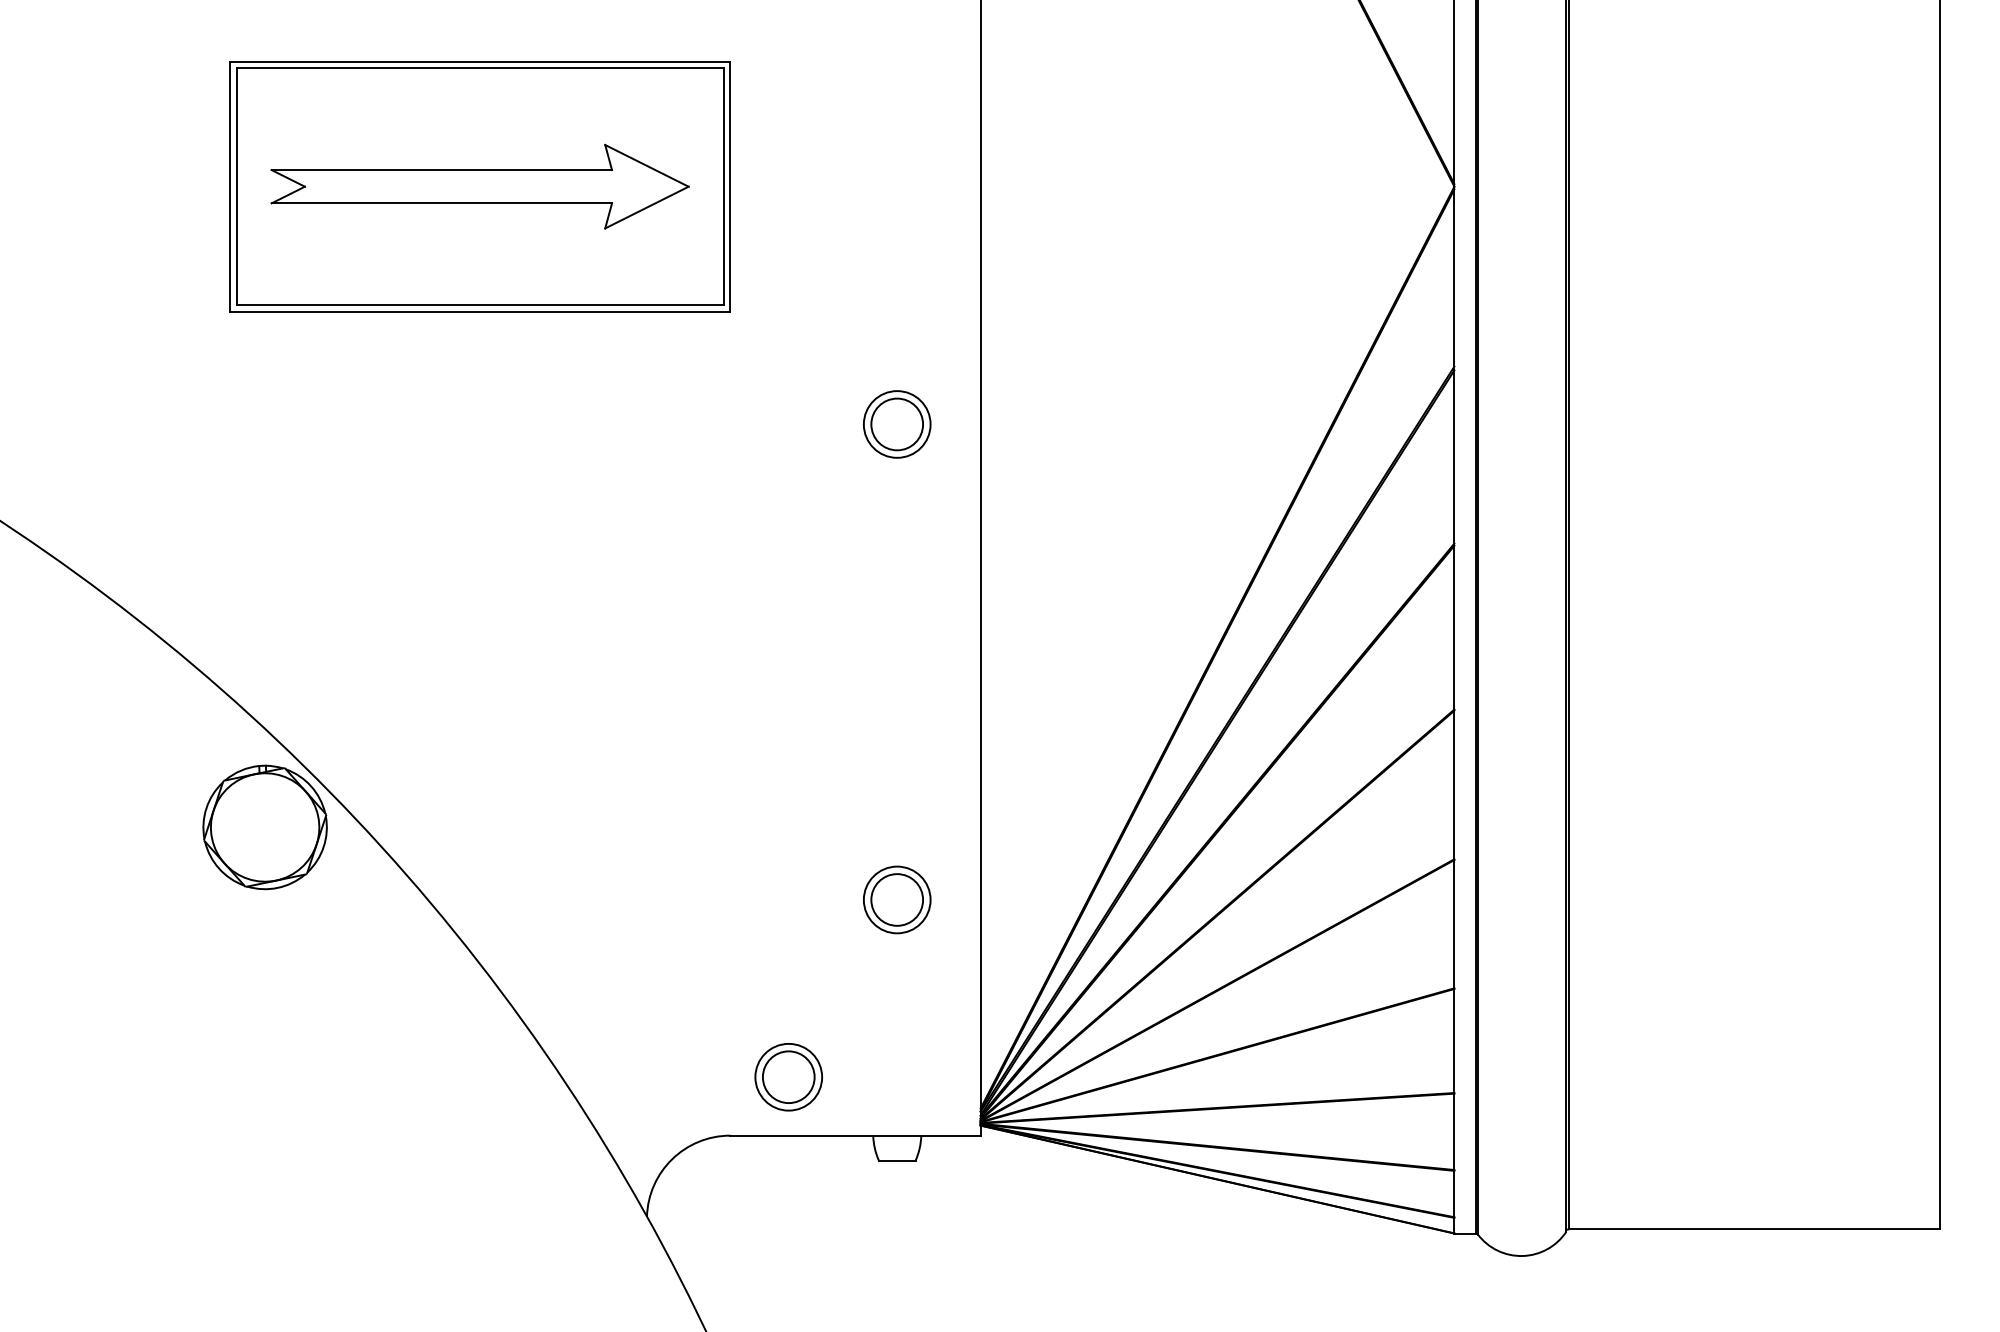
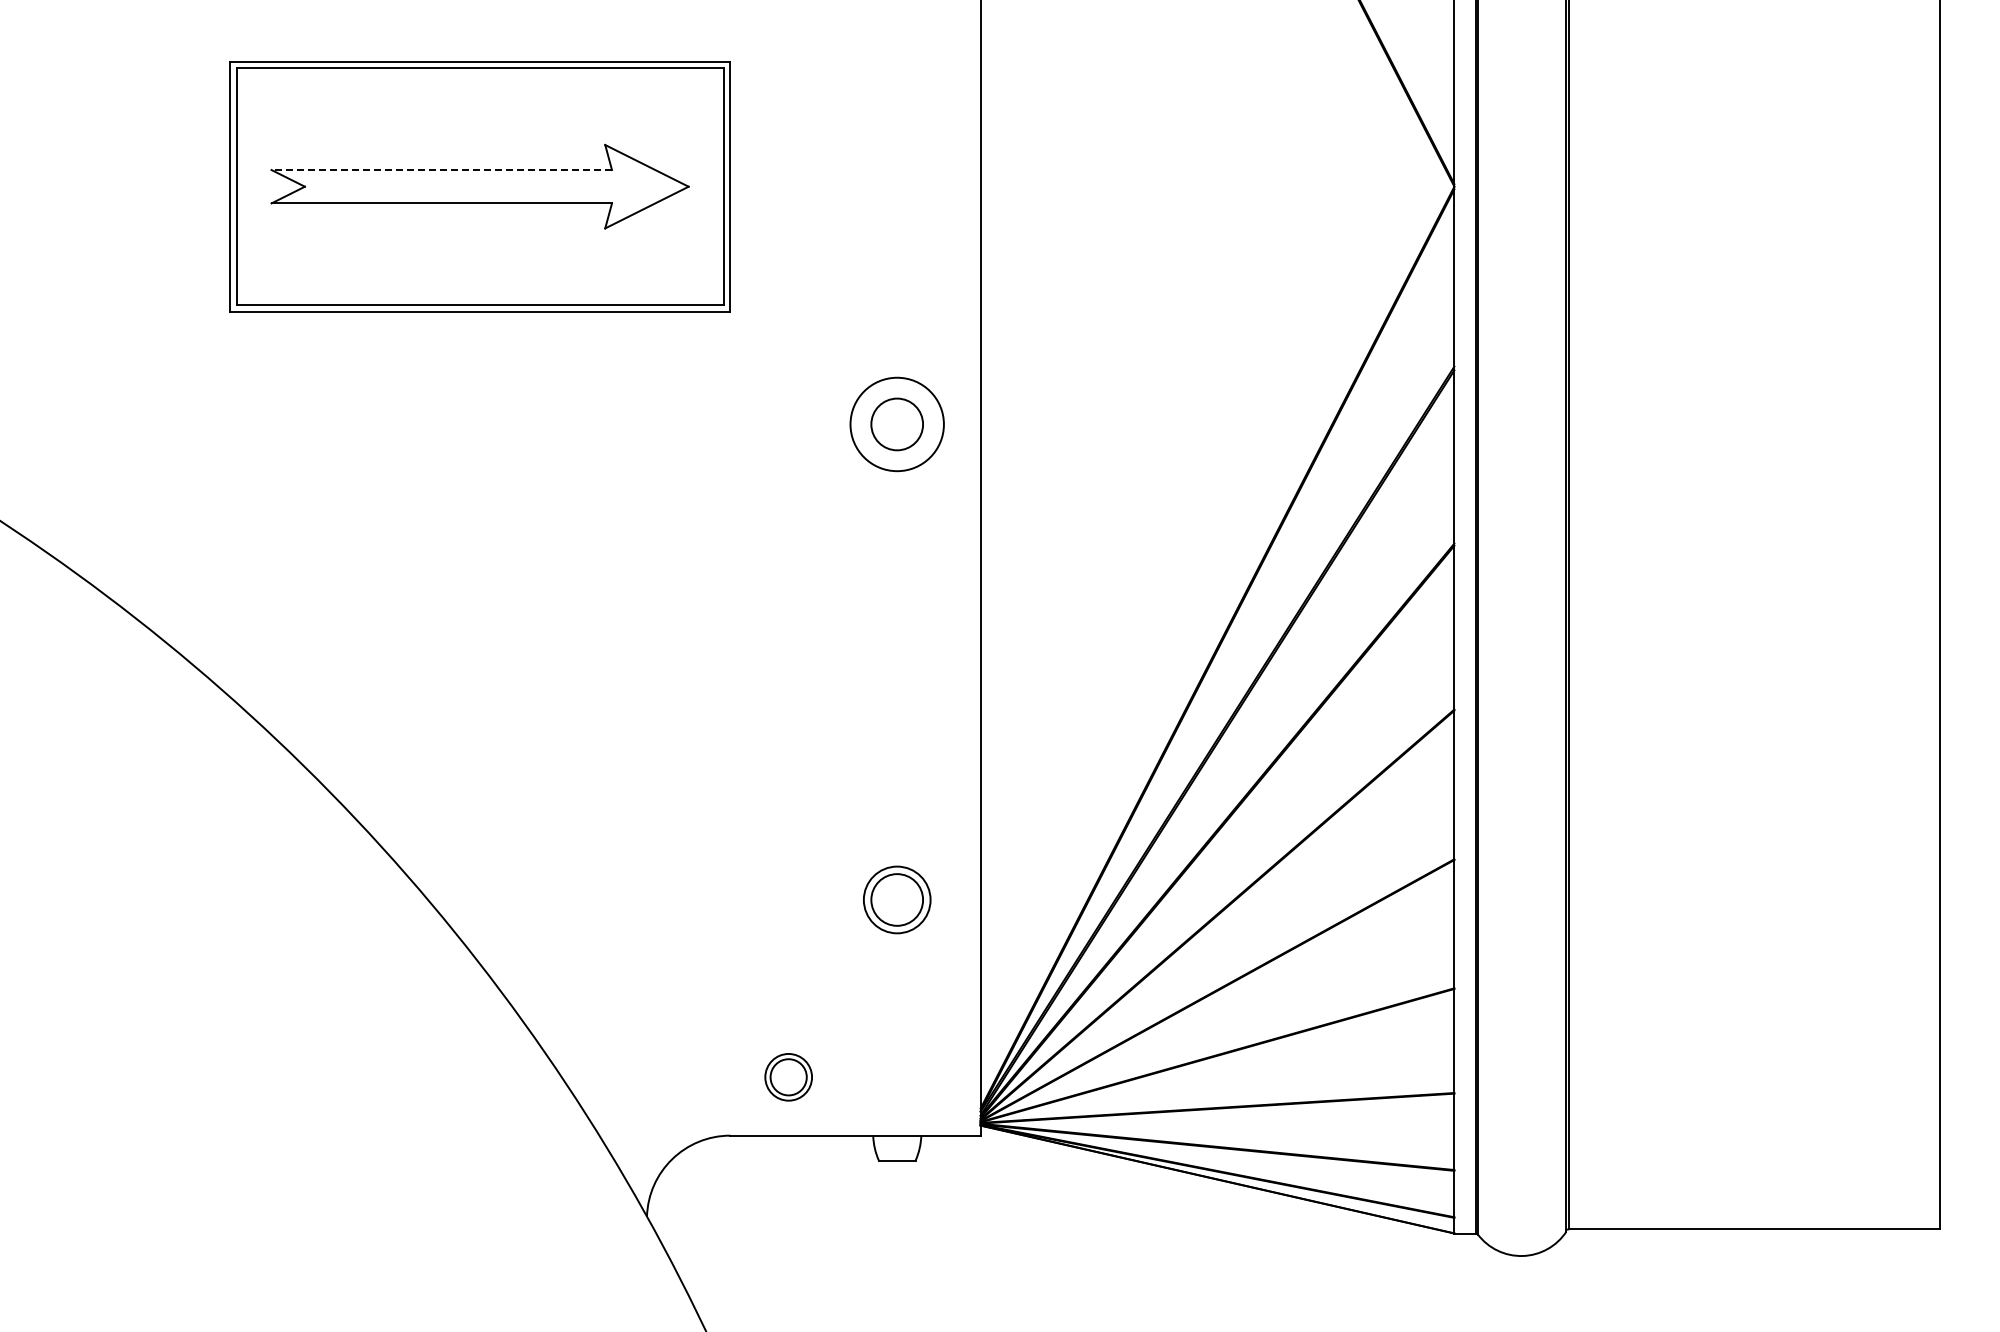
line: solid -> dashed (441, 170)
circle diameter: 67 px -> 93 px (896, 424)
part: present -> none (264, 827)
part size: 69x69 px -> 49x49 px (788, 1077)
